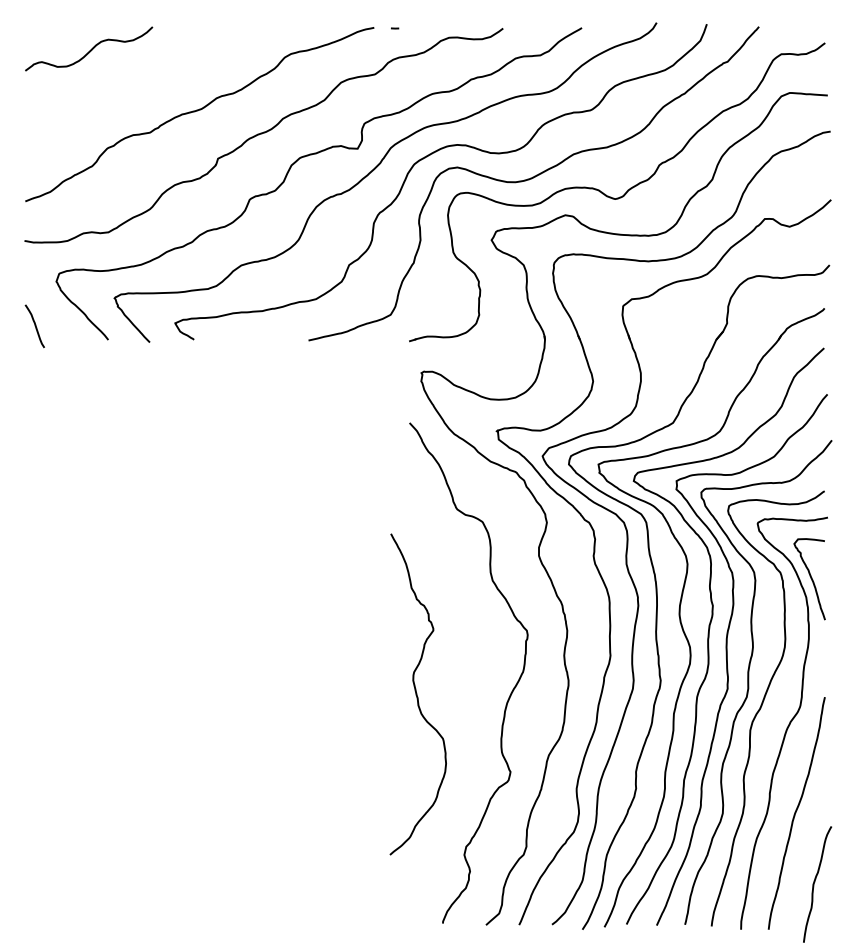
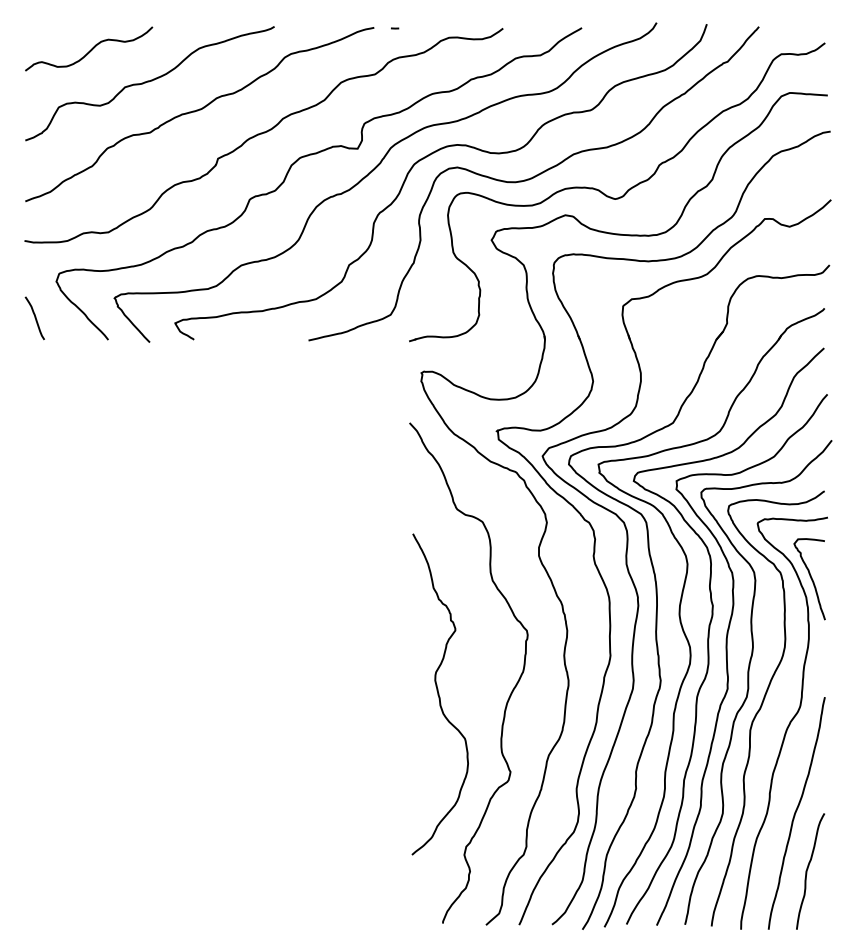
curve: none -> present (149, 82)
curve position: (34, 326) -> (34, 318) (34, 318)
curve position: (417, 694) -> (439, 694) (439, 694)
curve position: (815, 882) -> (808, 869) (808, 869)
